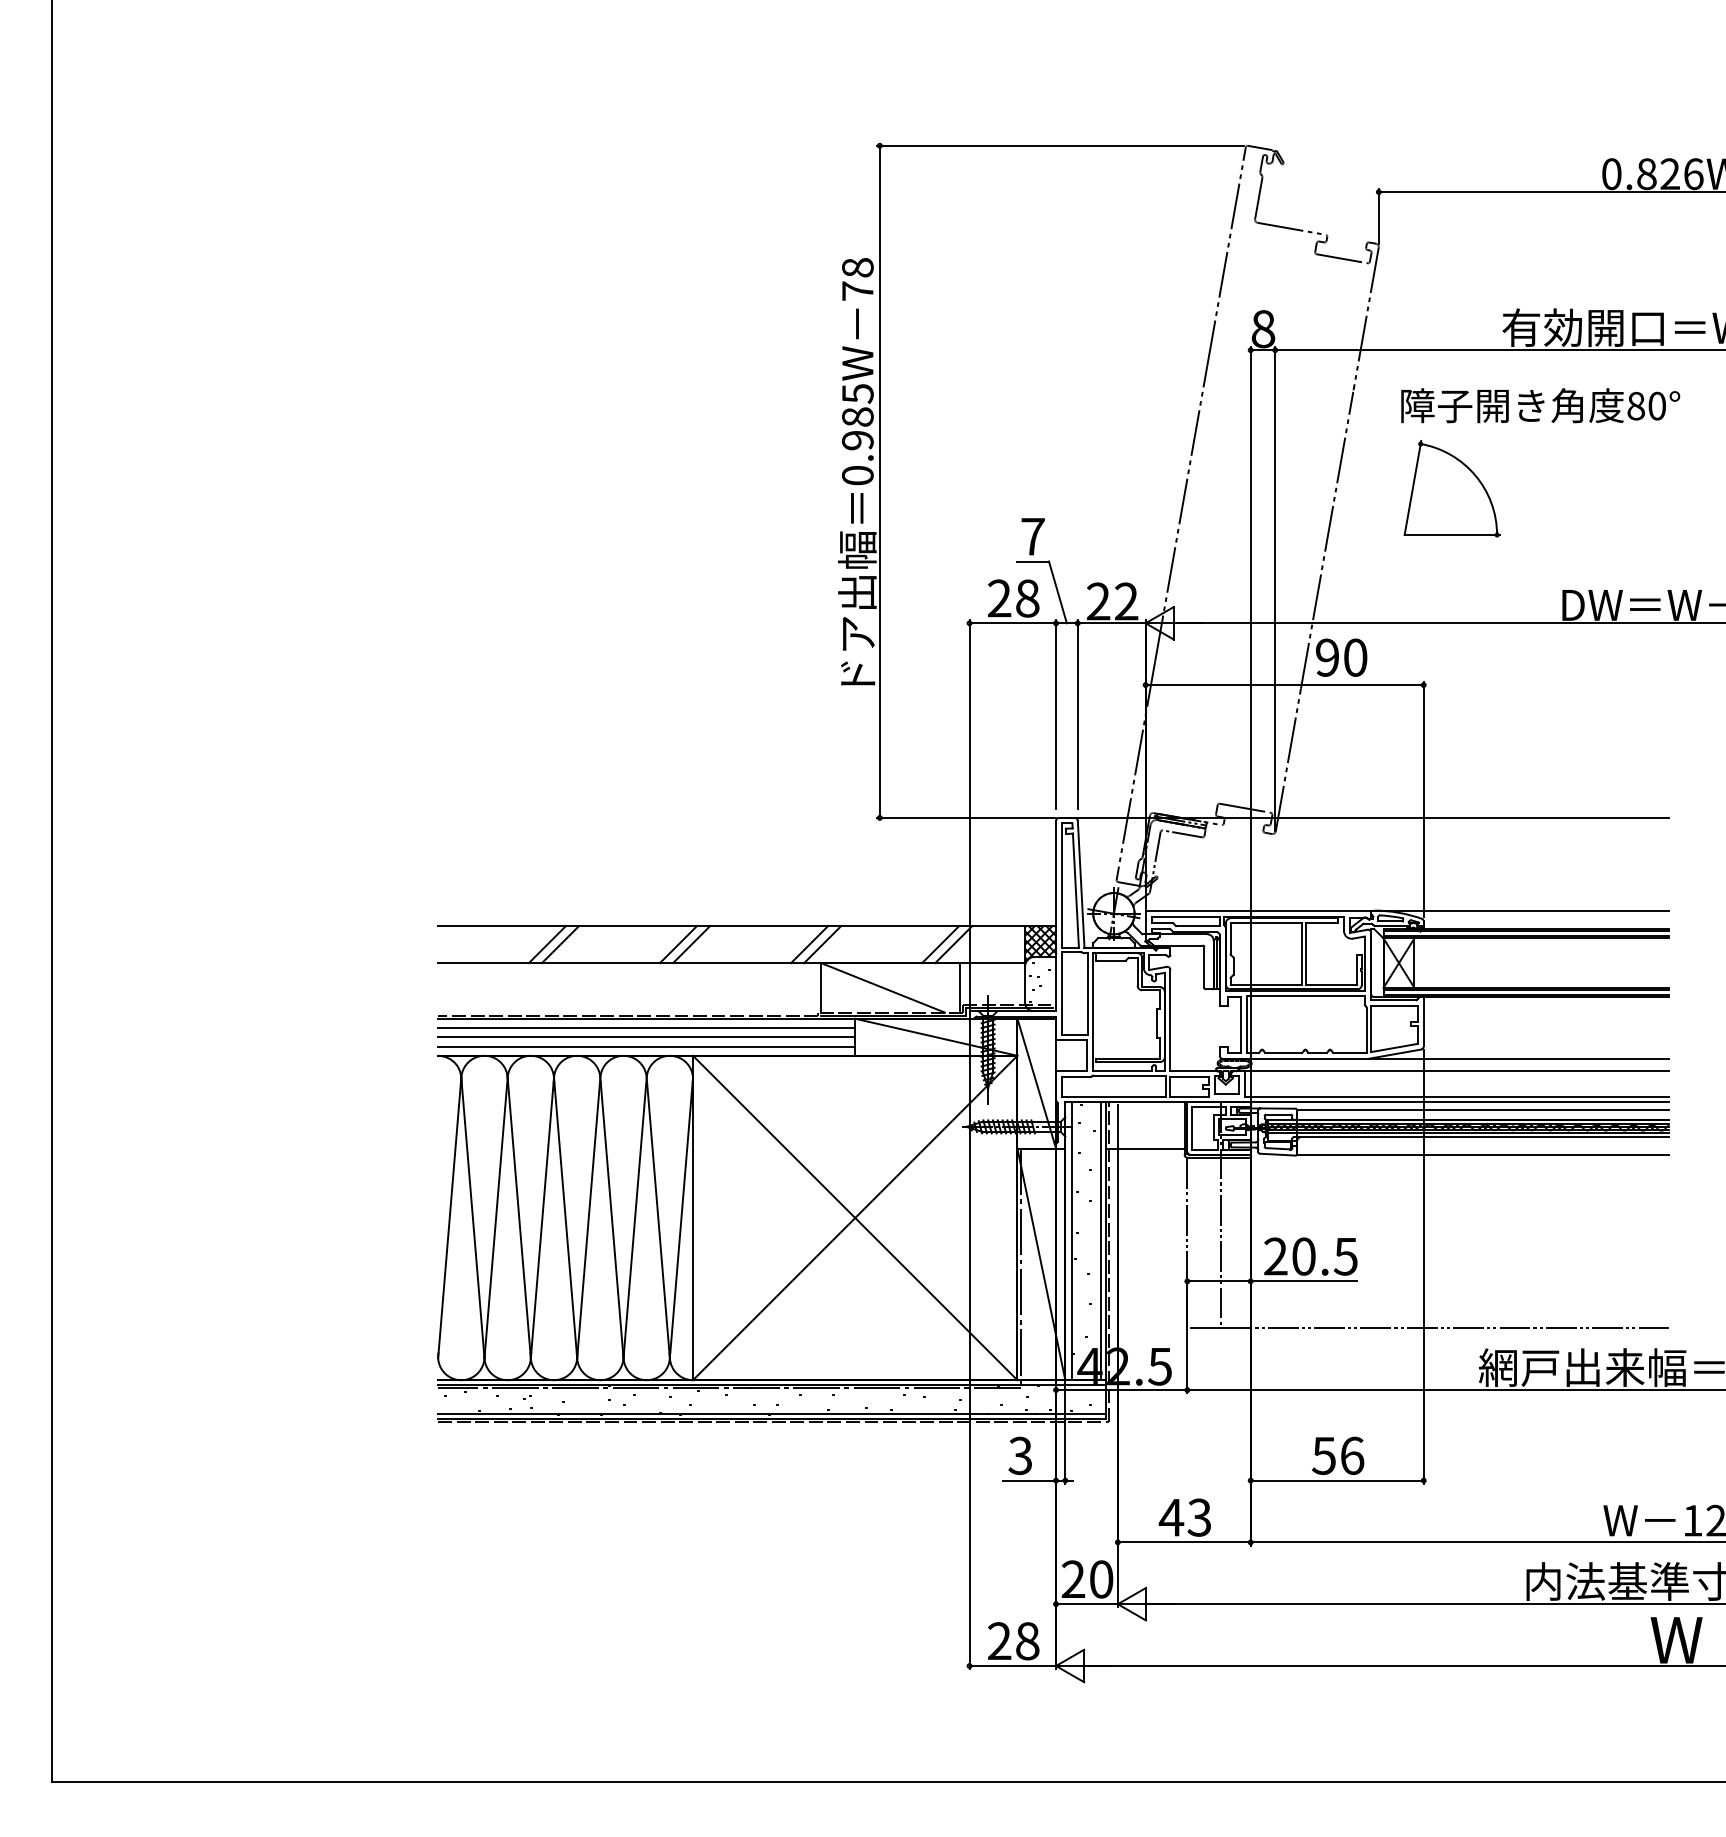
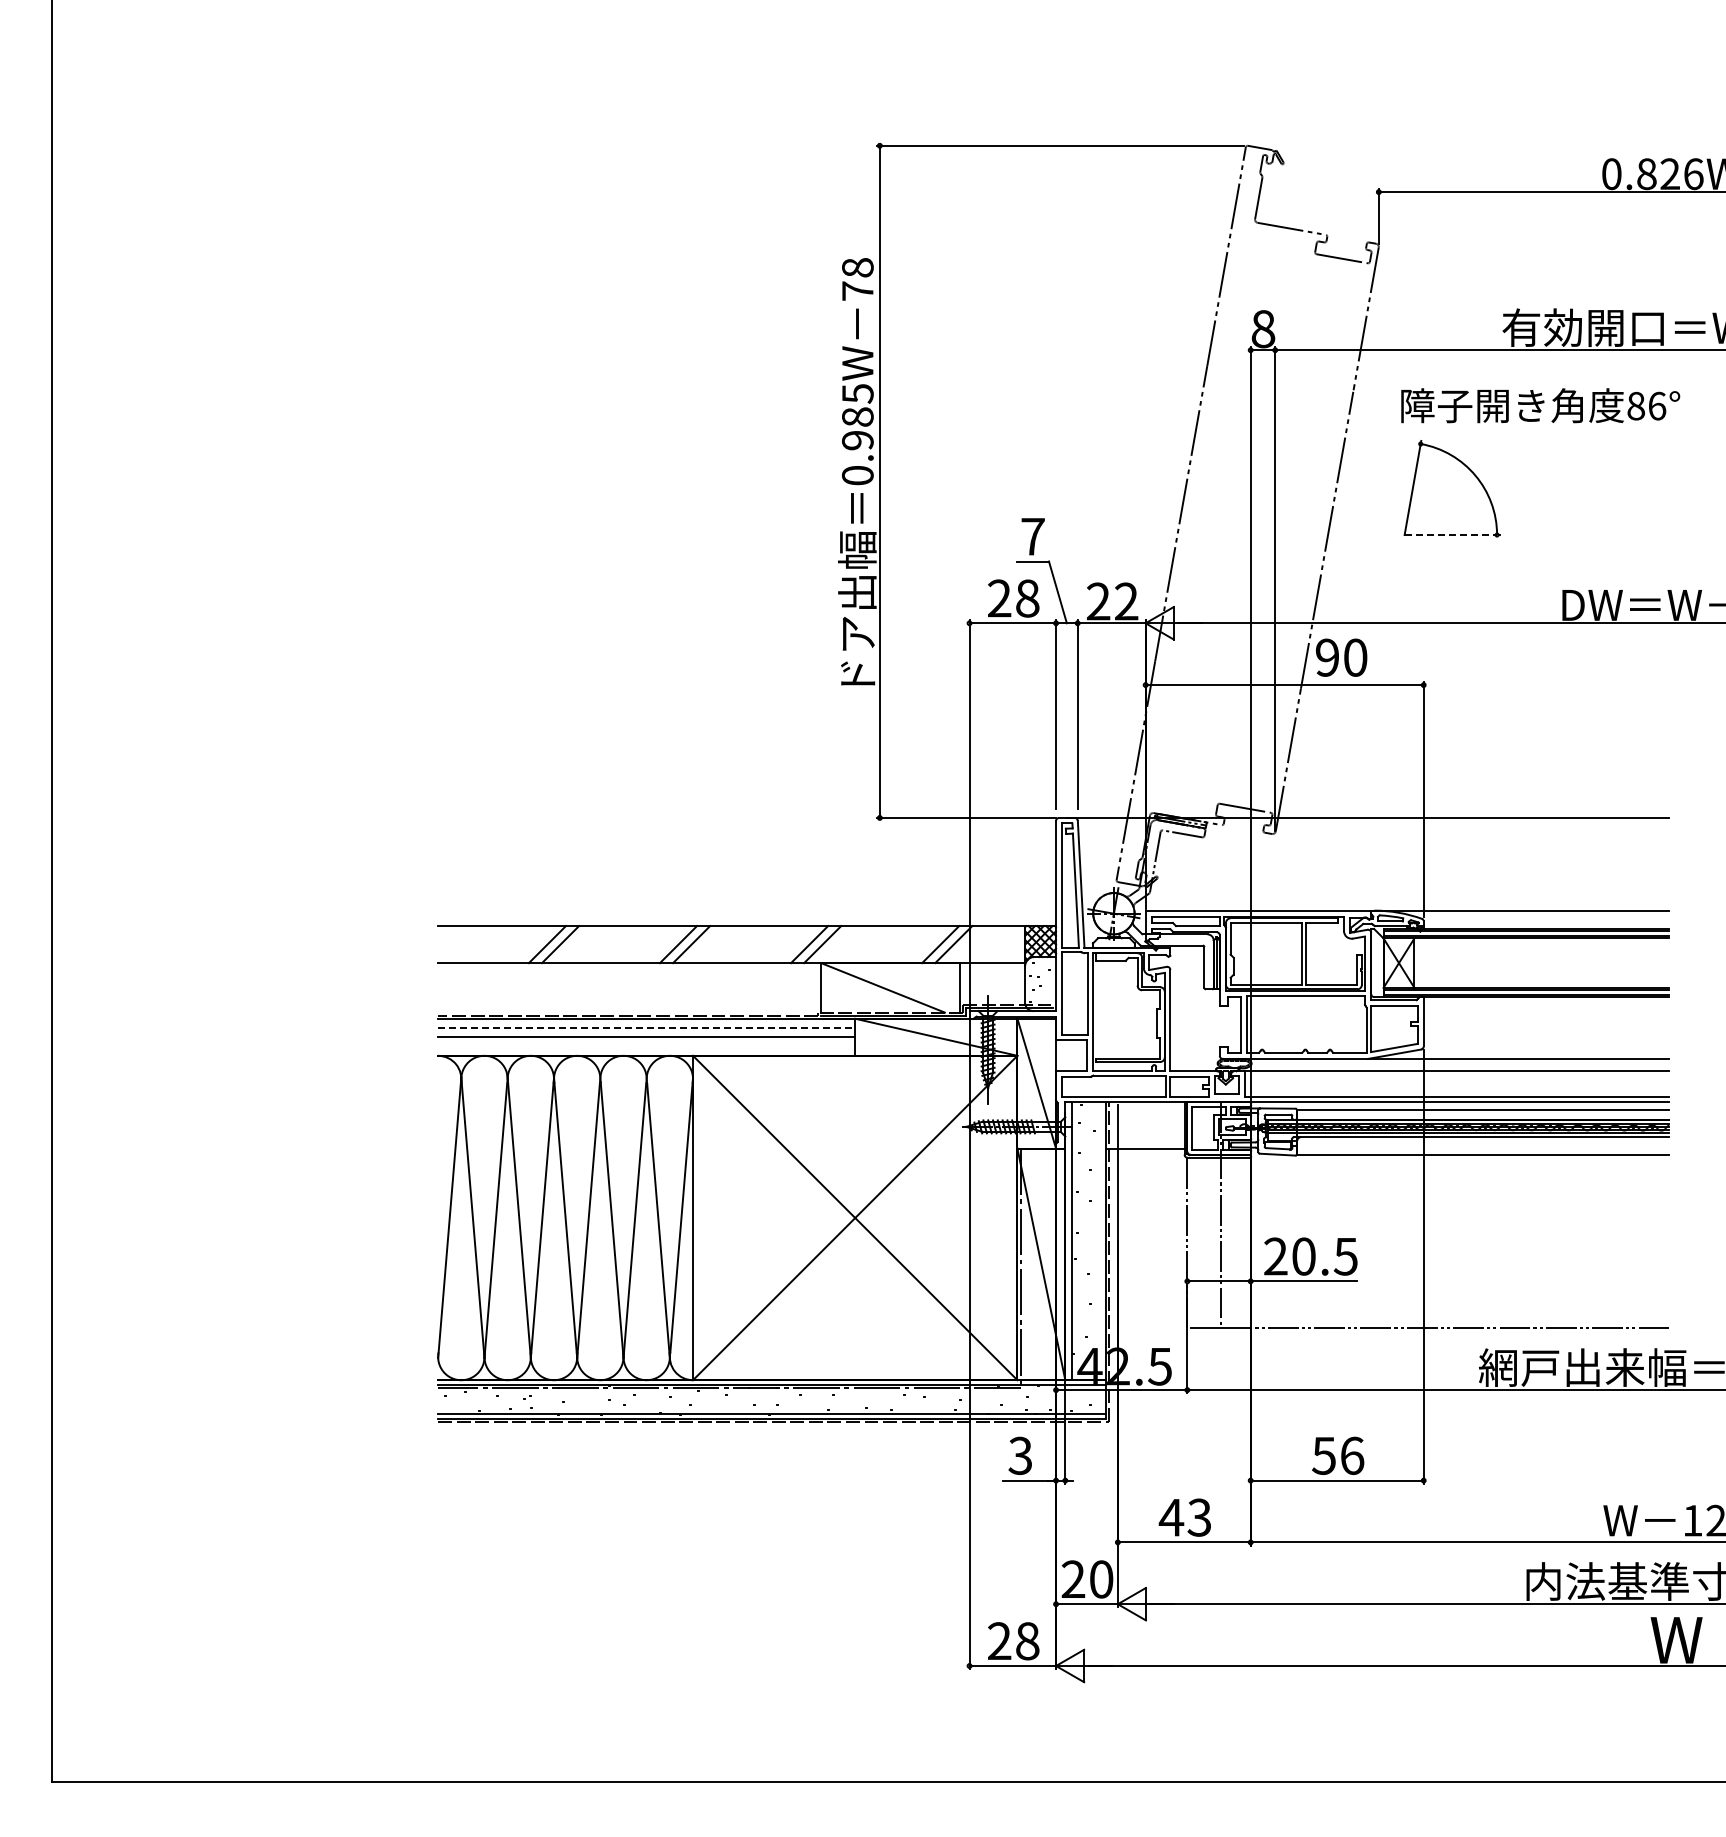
text: 80° -> 86° (1657, 405)
line: solid -> dashed (1451, 535)
line: solid -> dashed (646, 1028)
line: present -> none (646, 1046)
line: present -> none (1100, 1241)
